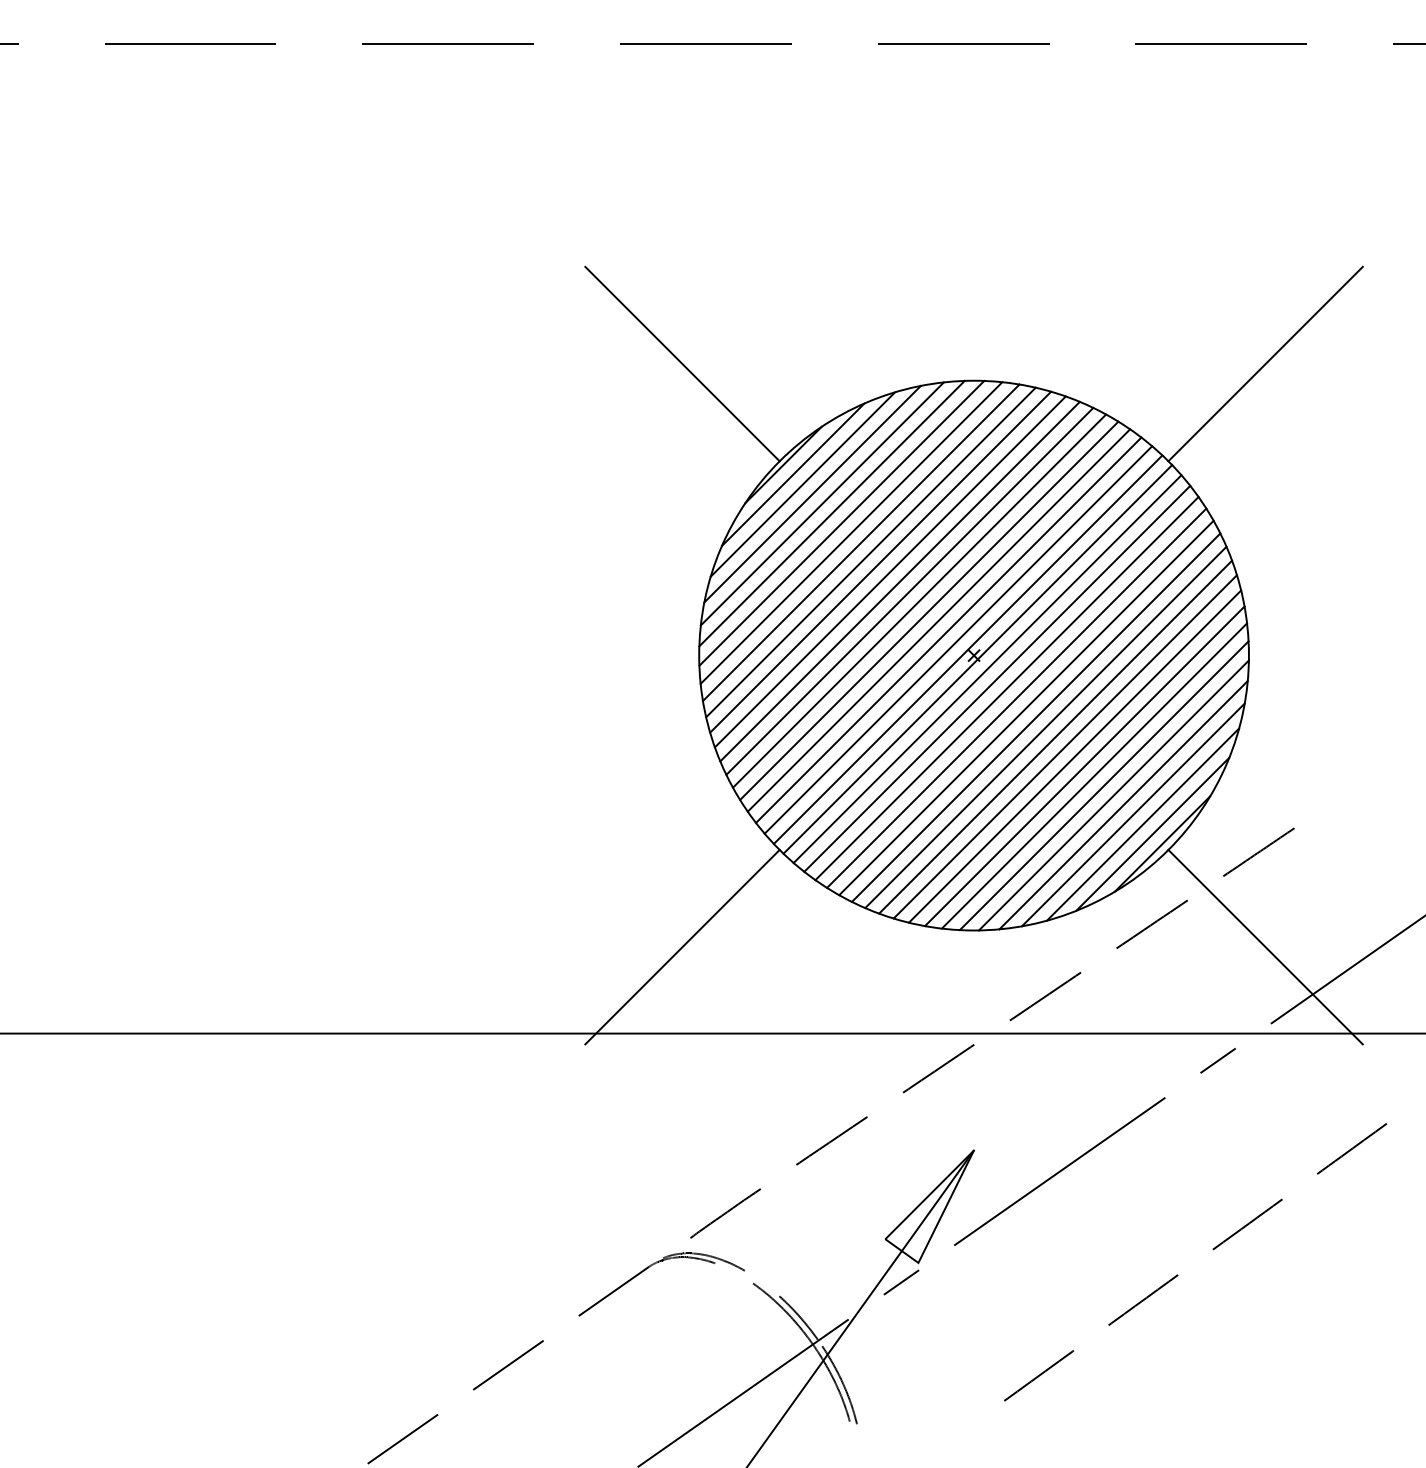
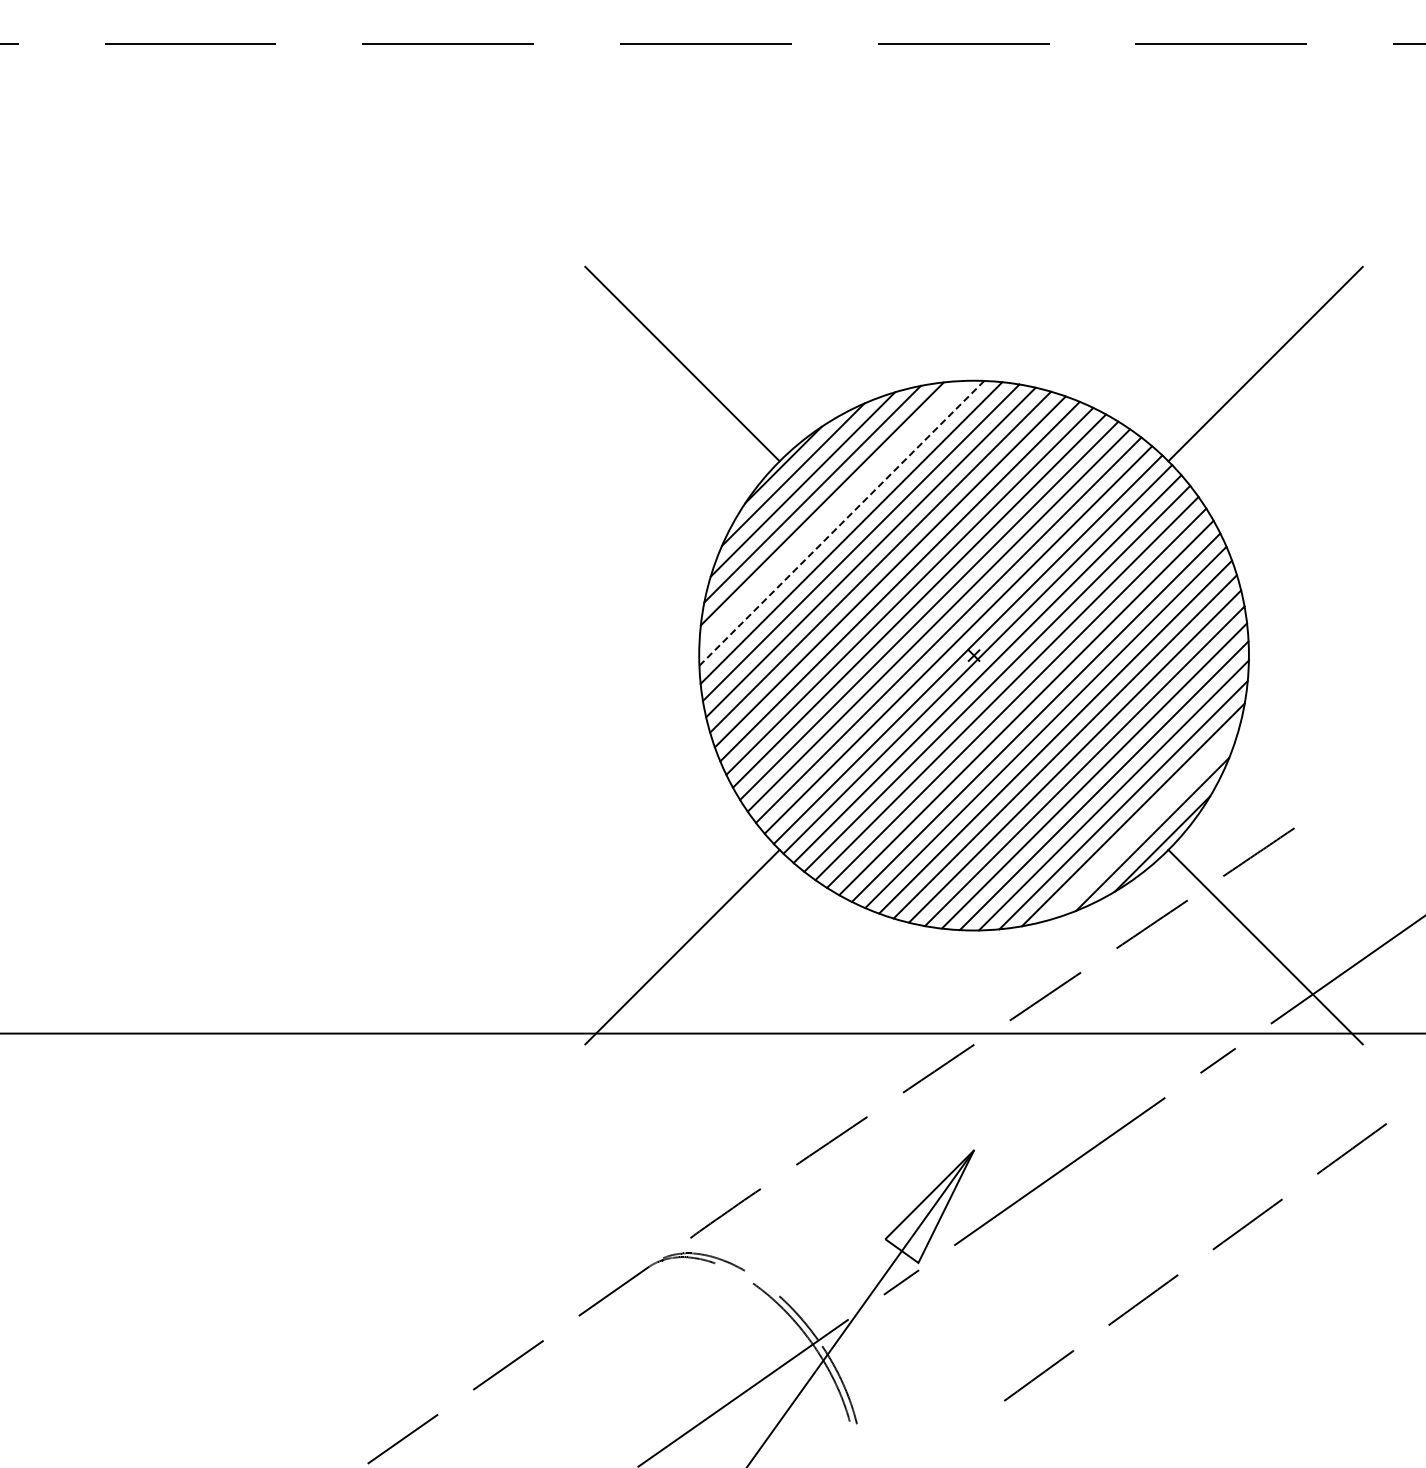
line: present -> none (831, 513)
line: solid -> dashed (842, 523)
line: present -> none (1143, 824)
